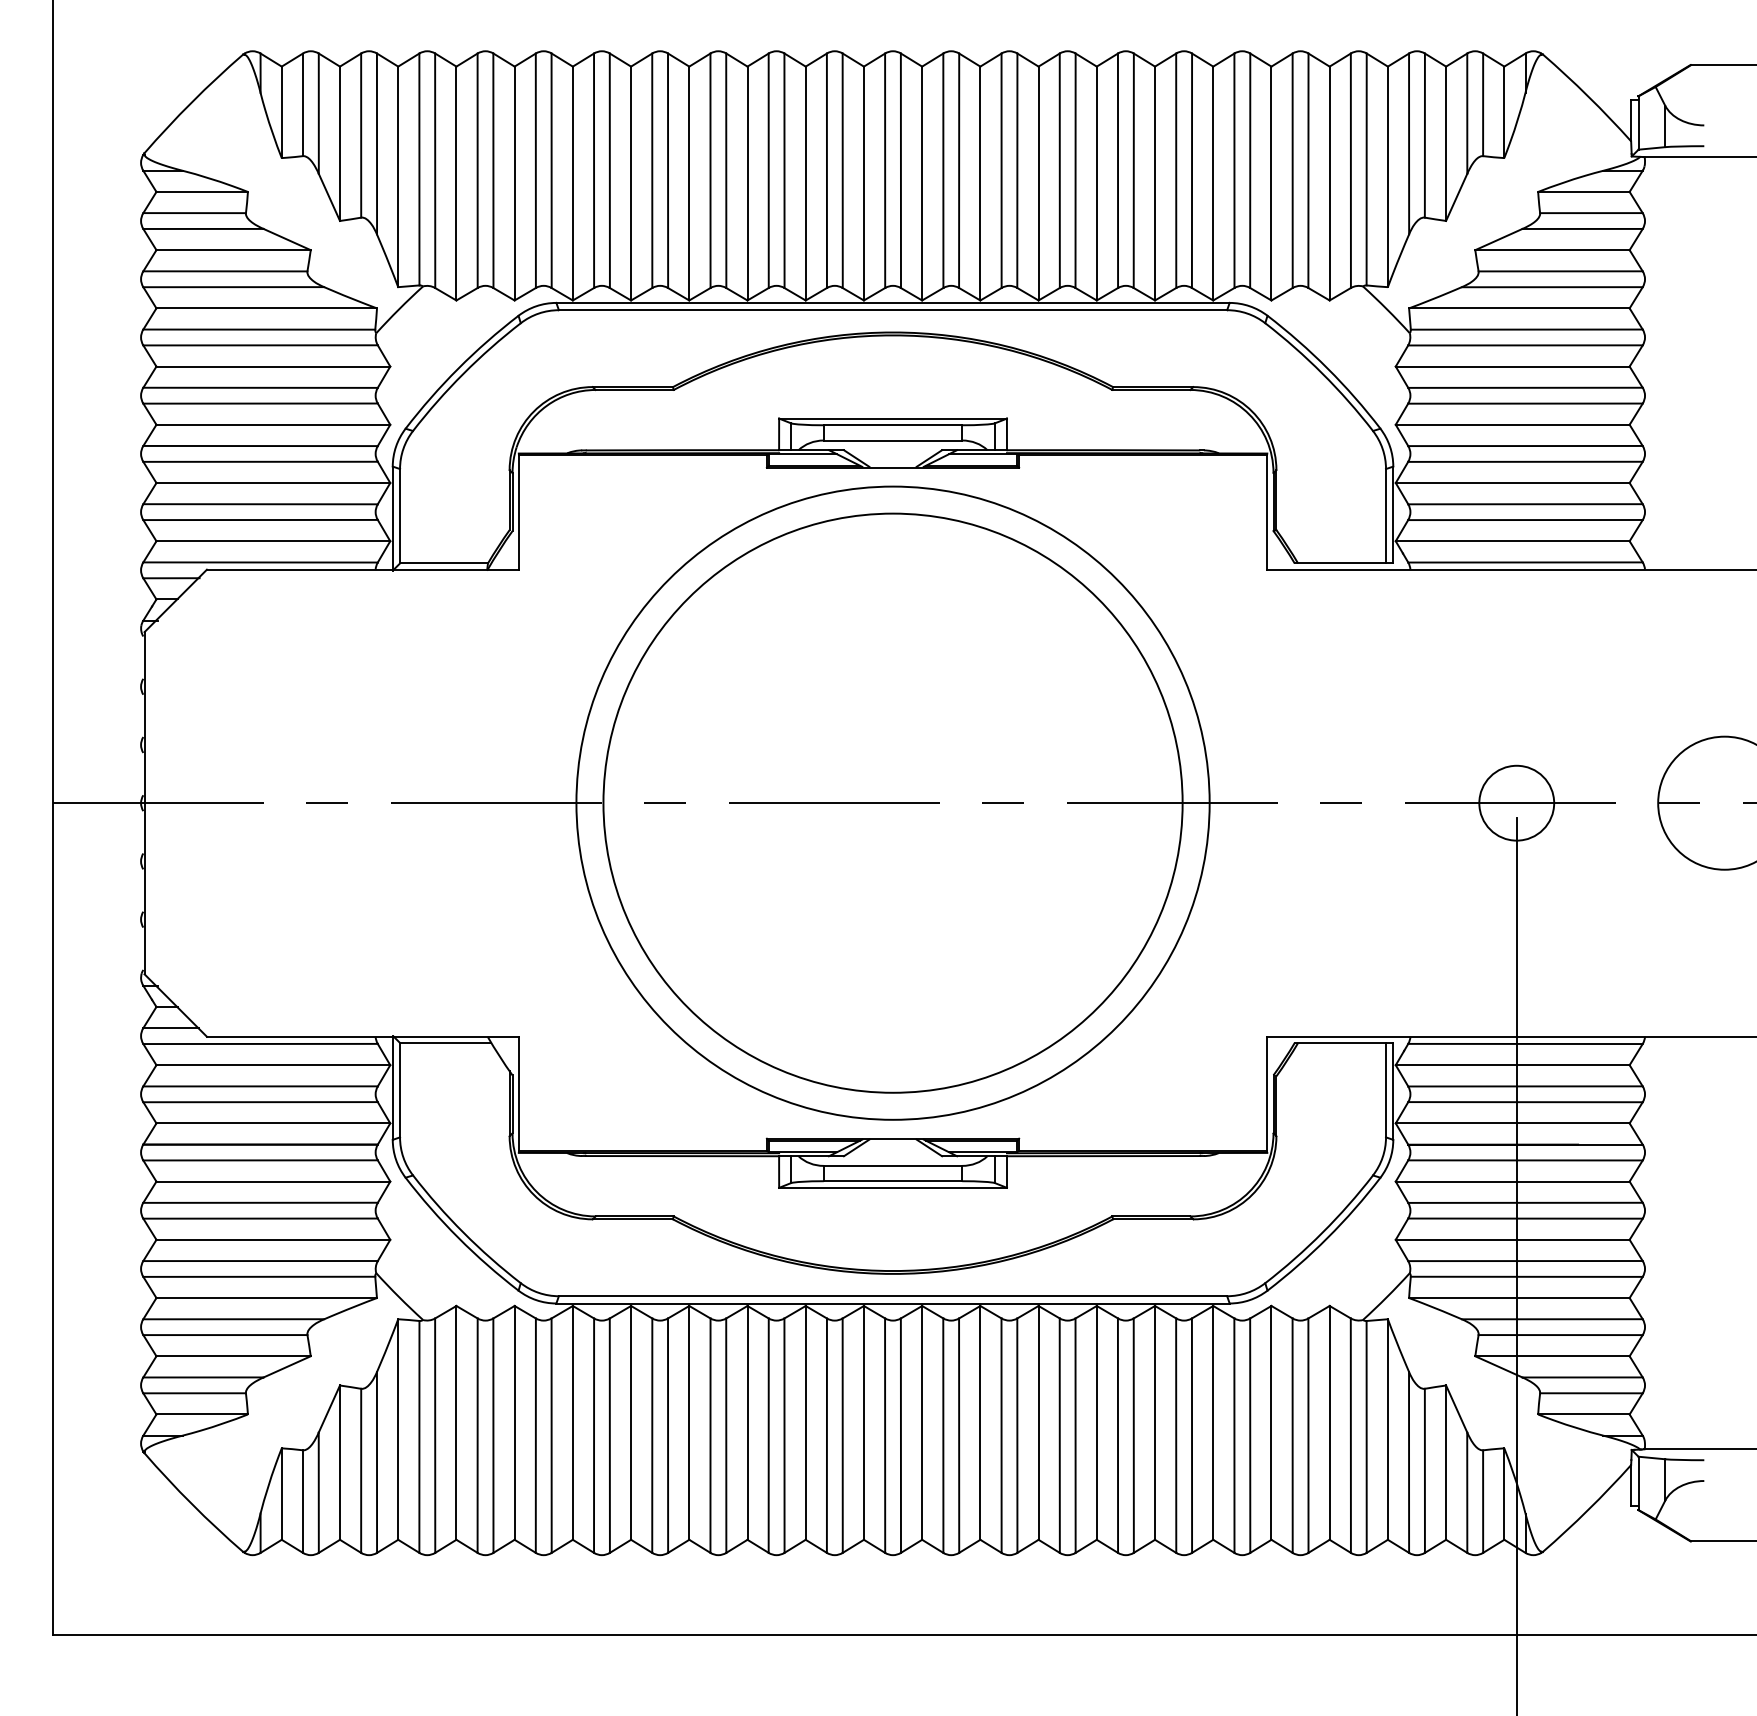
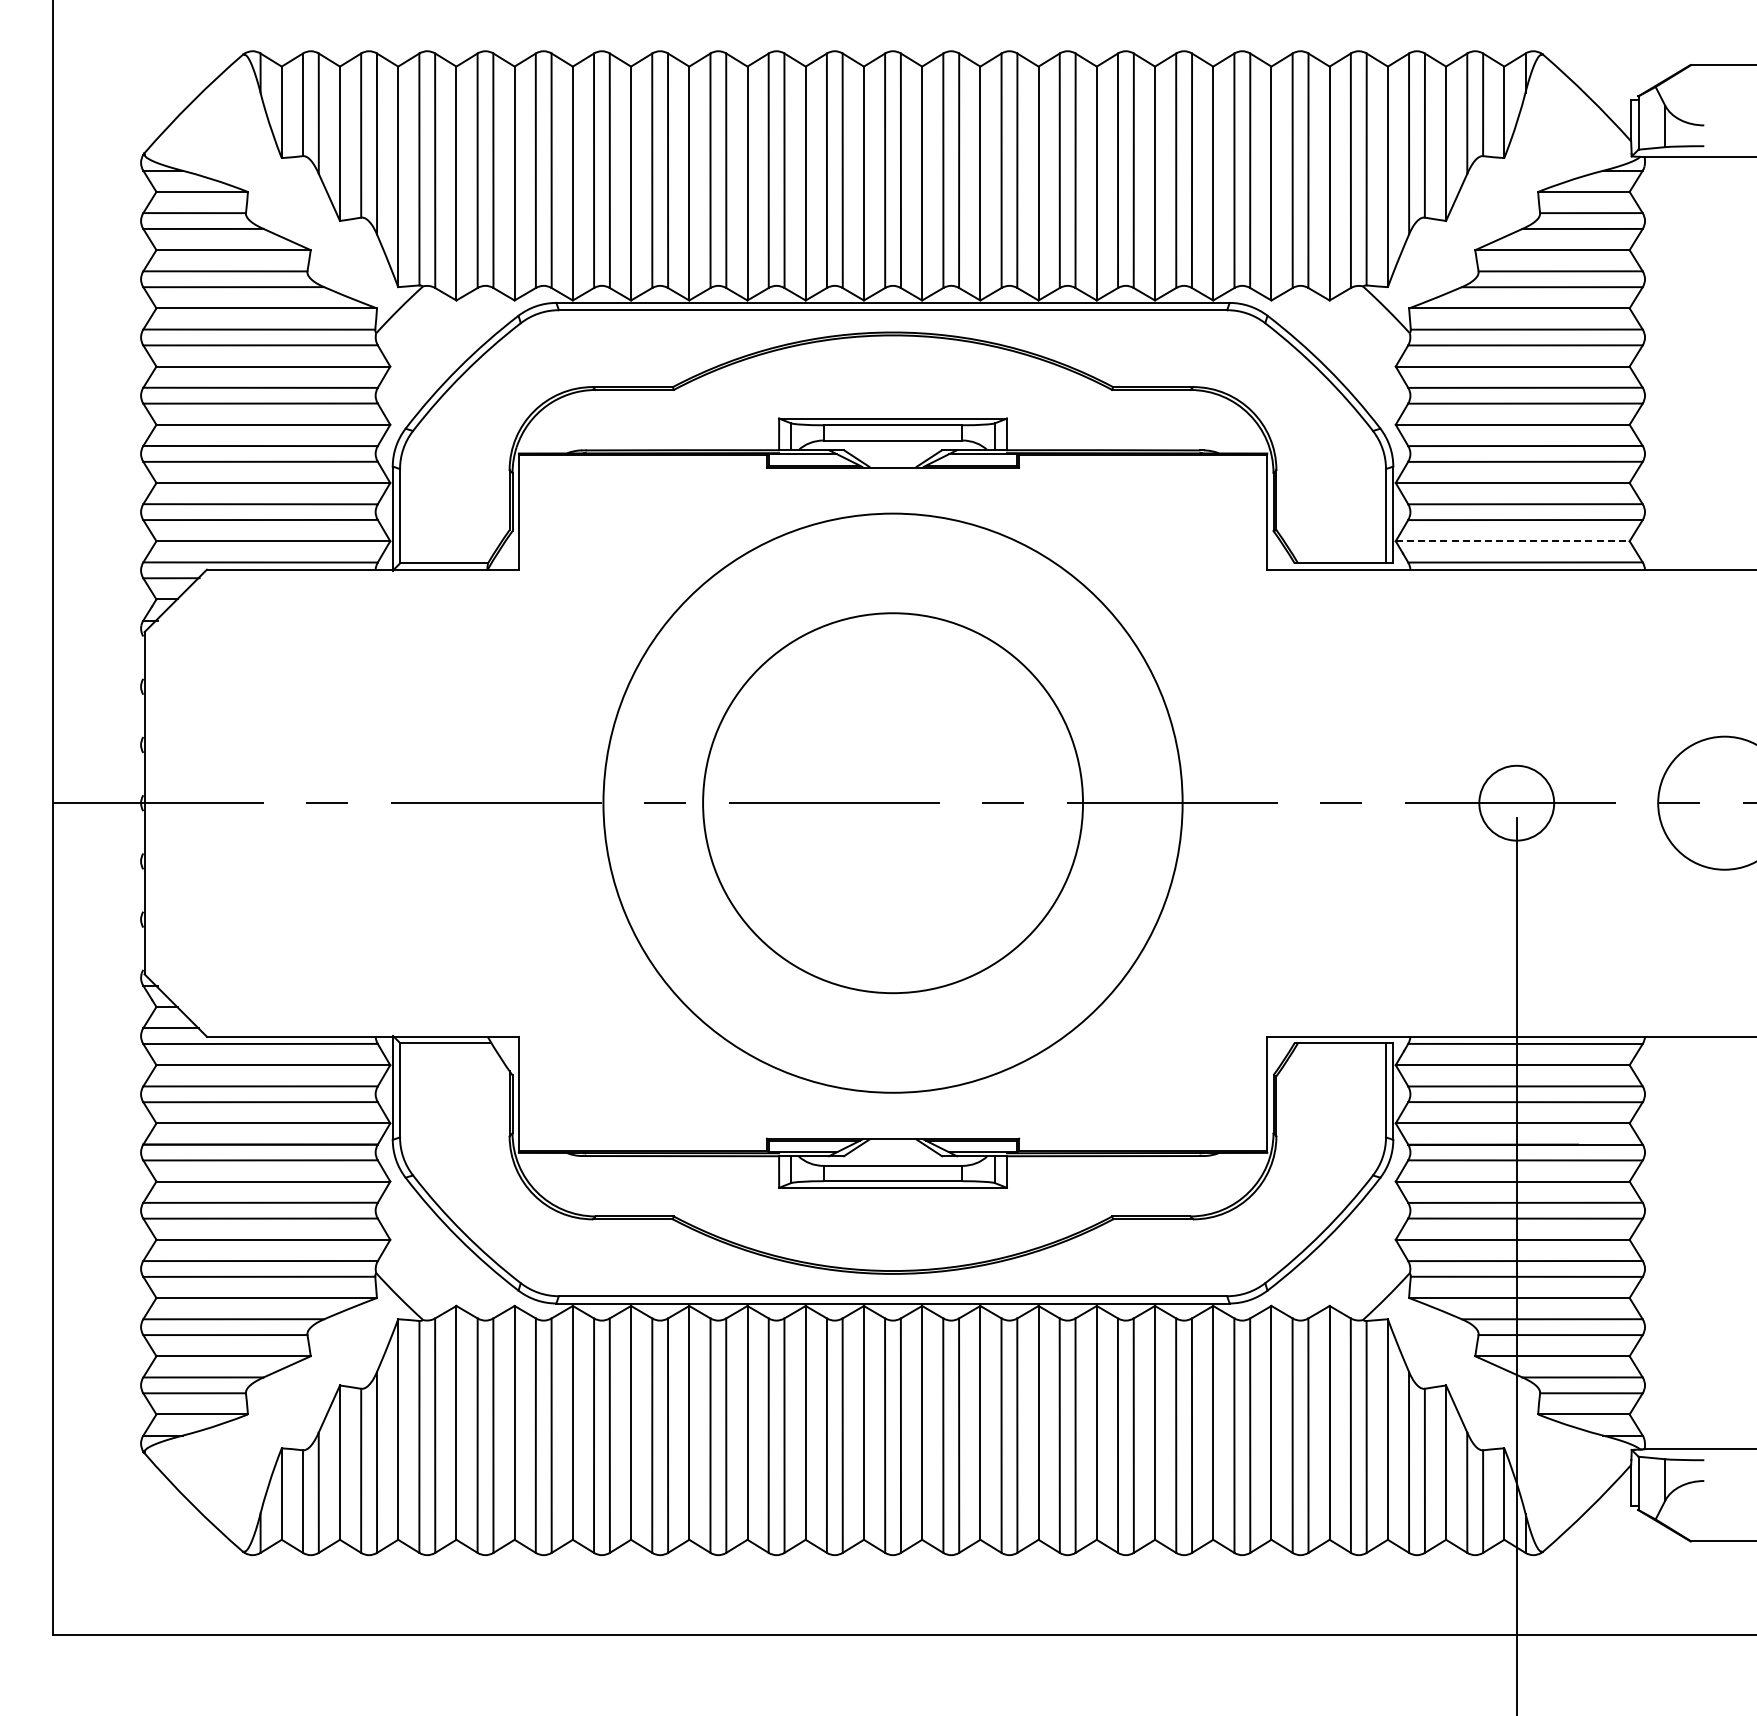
line: solid -> dashed (1512, 541)
circle diameter: 633 px -> 380 px (893, 803)
